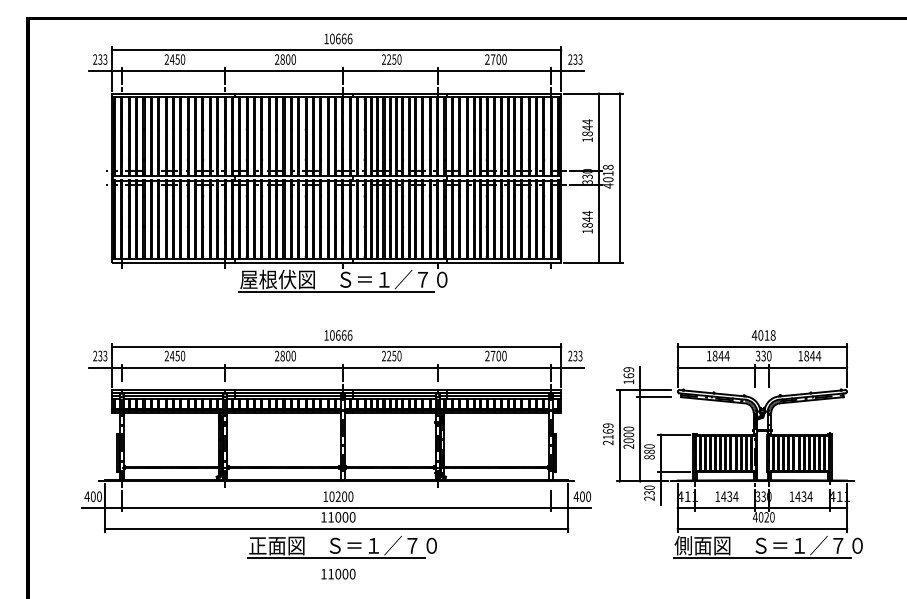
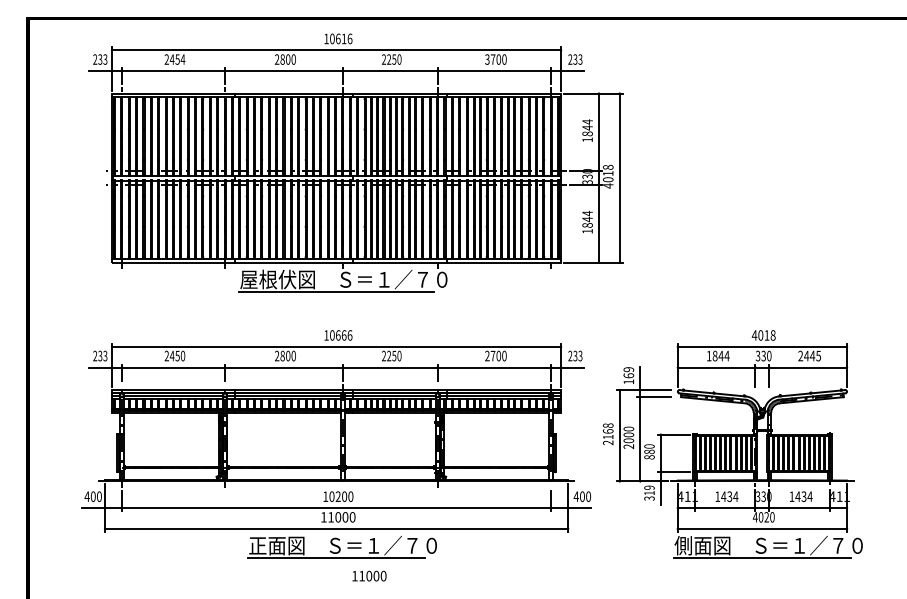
text: 10666 -> 10616 (343, 38)
text: 2450 -> 2454 (182, 59)
text: 2700 -> 3700 (487, 59)
text: 1844 -> 2445 (809, 355)
text: 2169 -> 2168 (608, 425)
text: 230 -> 319 (649, 492)
text position: (338, 573) -> (369, 575) (369, 575)
